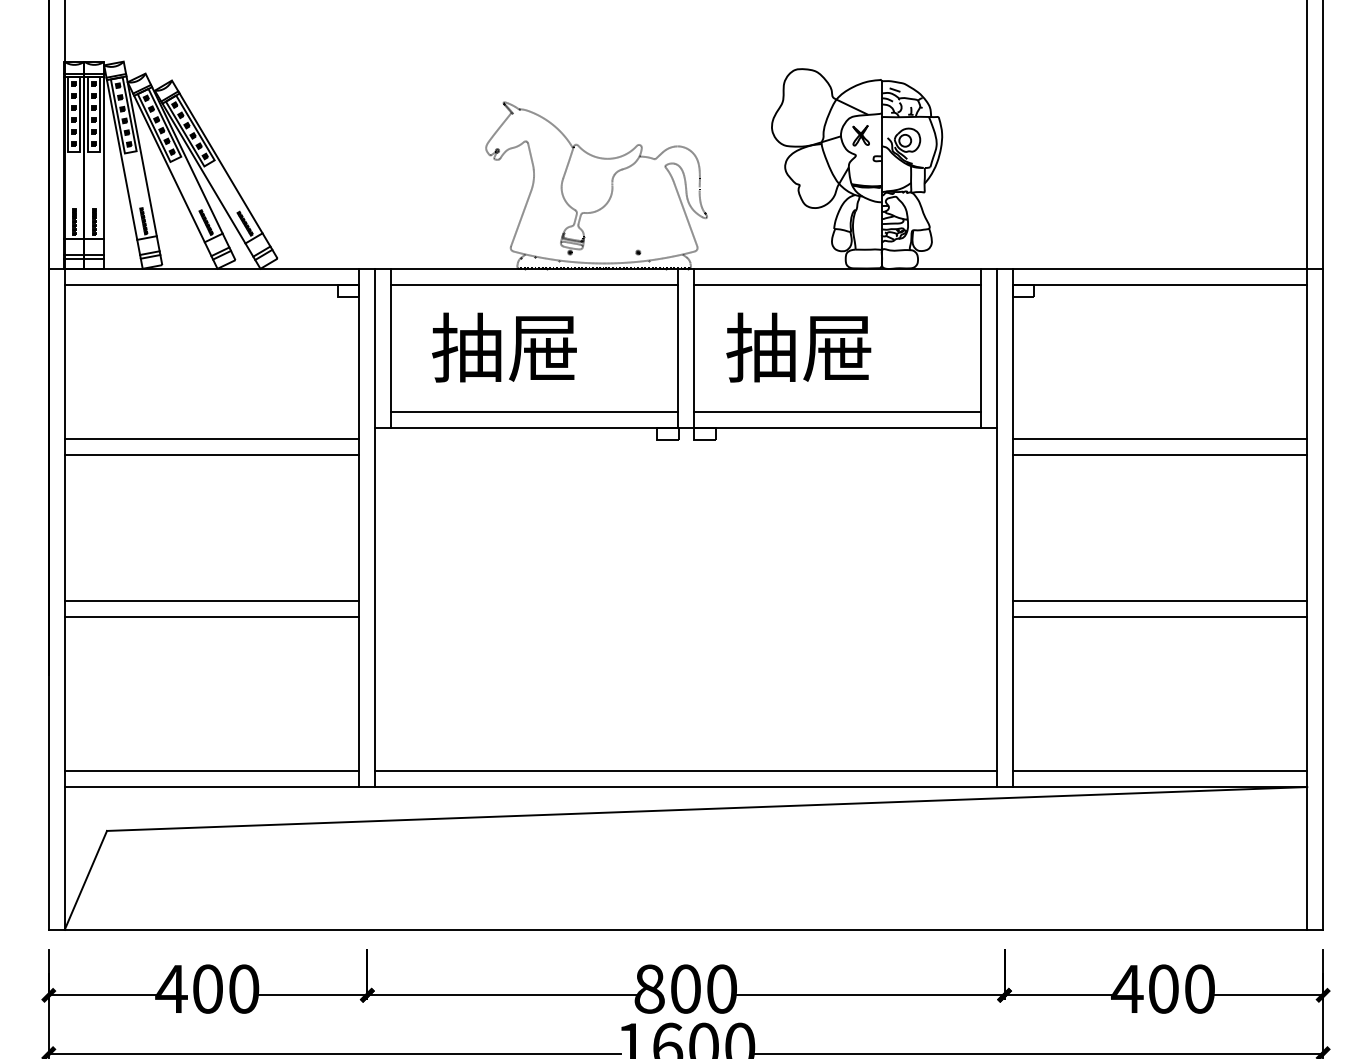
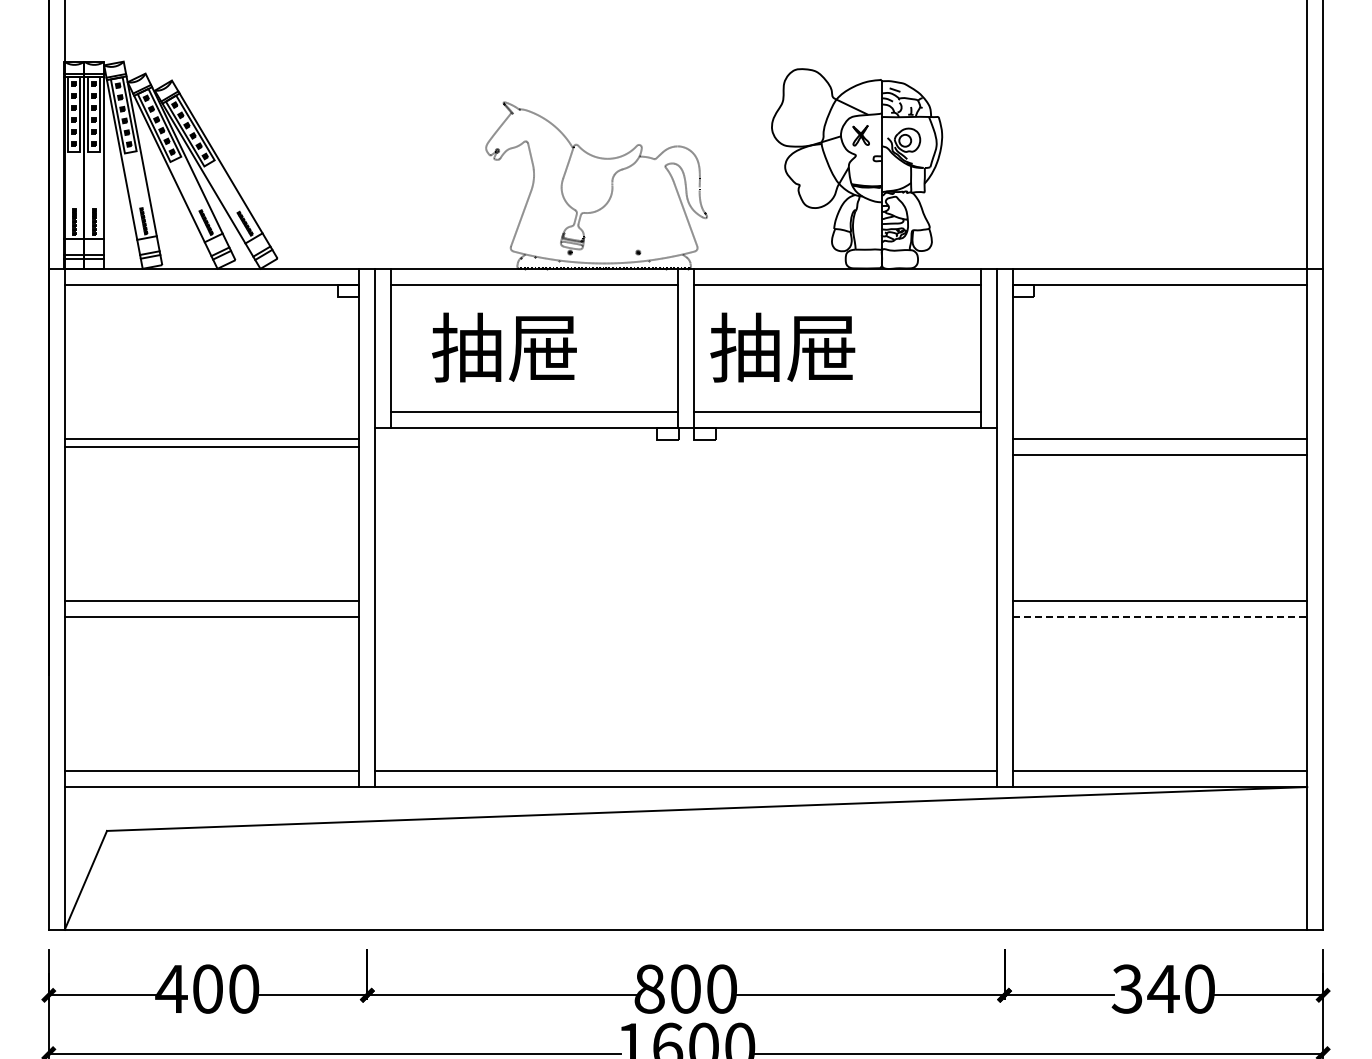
text position: (798, 347) -> (782, 347) (782, 347)
line position: (211, 454) -> (211, 446) (211, 446)
line: solid -> dashed (1160, 616)
text: 400 -> 340 (1145, 988)
